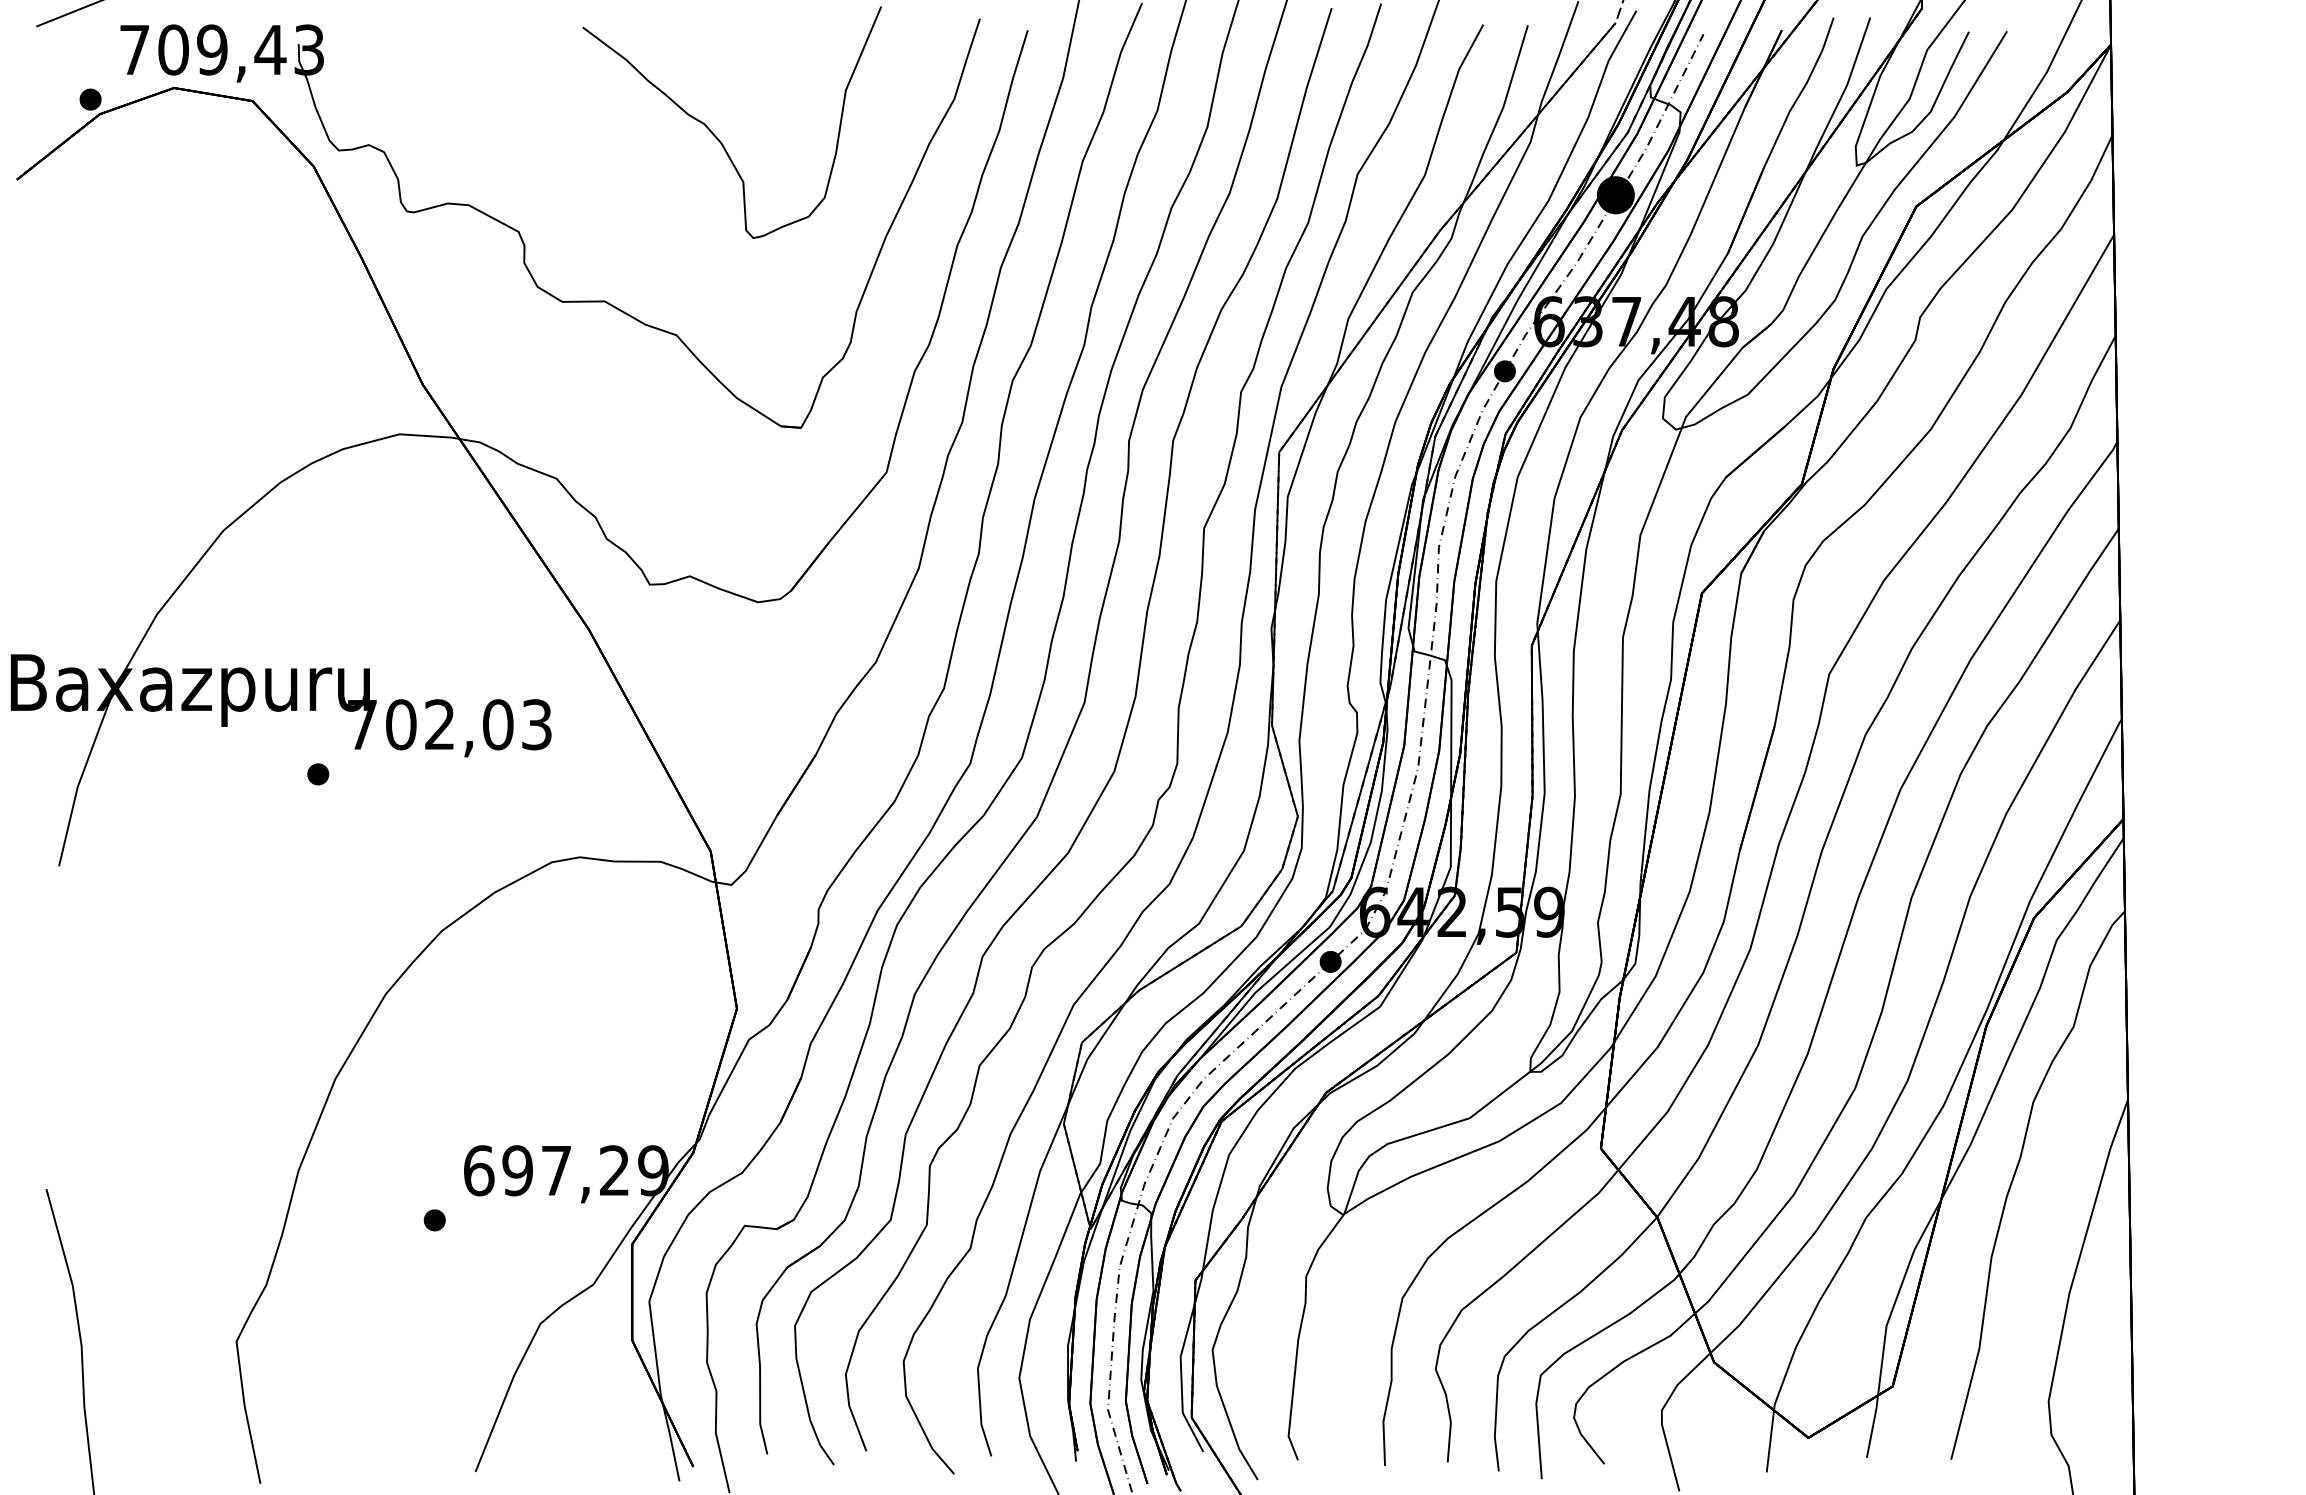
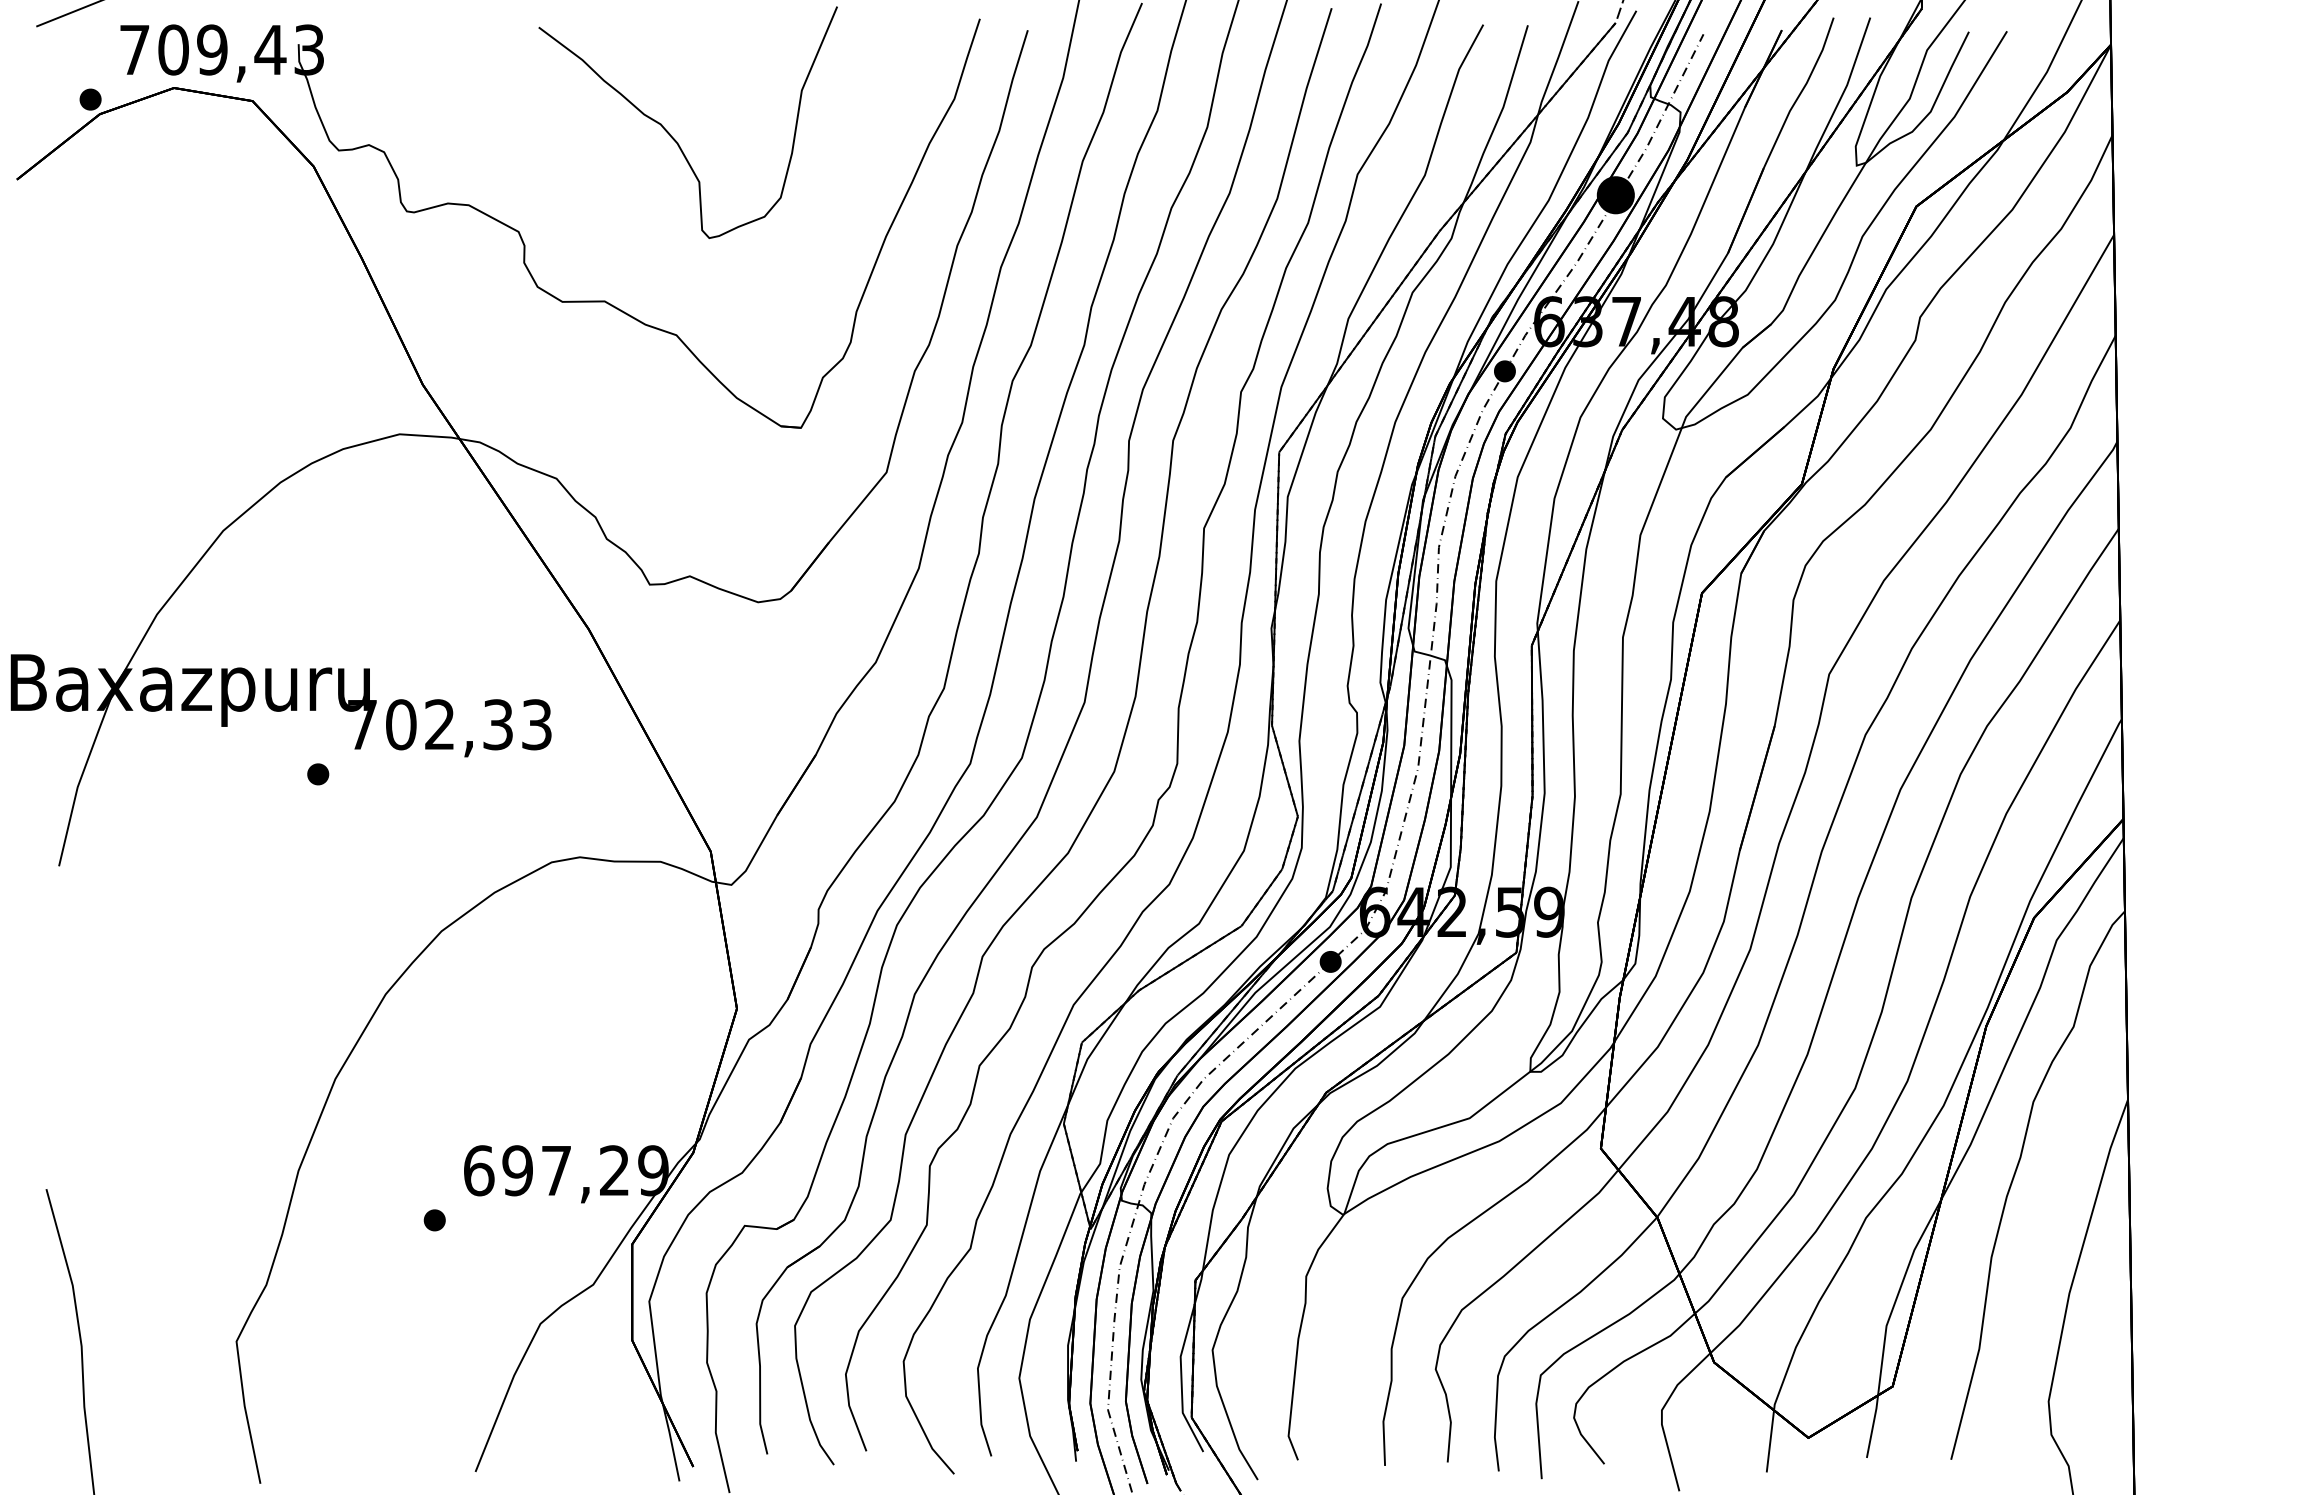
curve position: (714, 133) -> (670, 133) (670, 133)
text: 702,03 -> 702,33 (498, 724)
